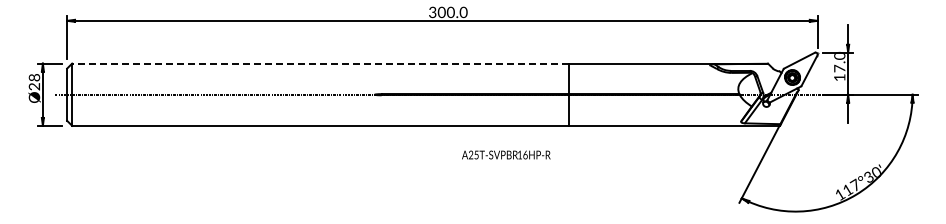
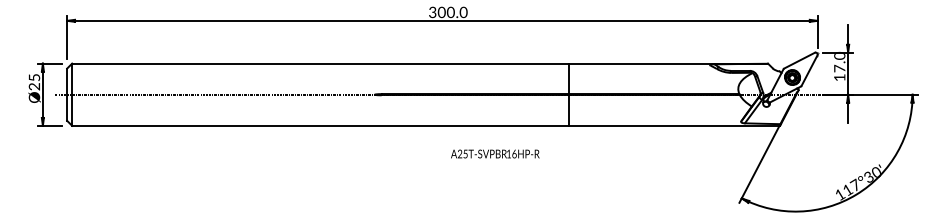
line: dashed -> solid (319, 63)
text: Ø28 -> Ø25 (33, 77)
text position: (506, 154) -> (495, 153) (495, 153)
